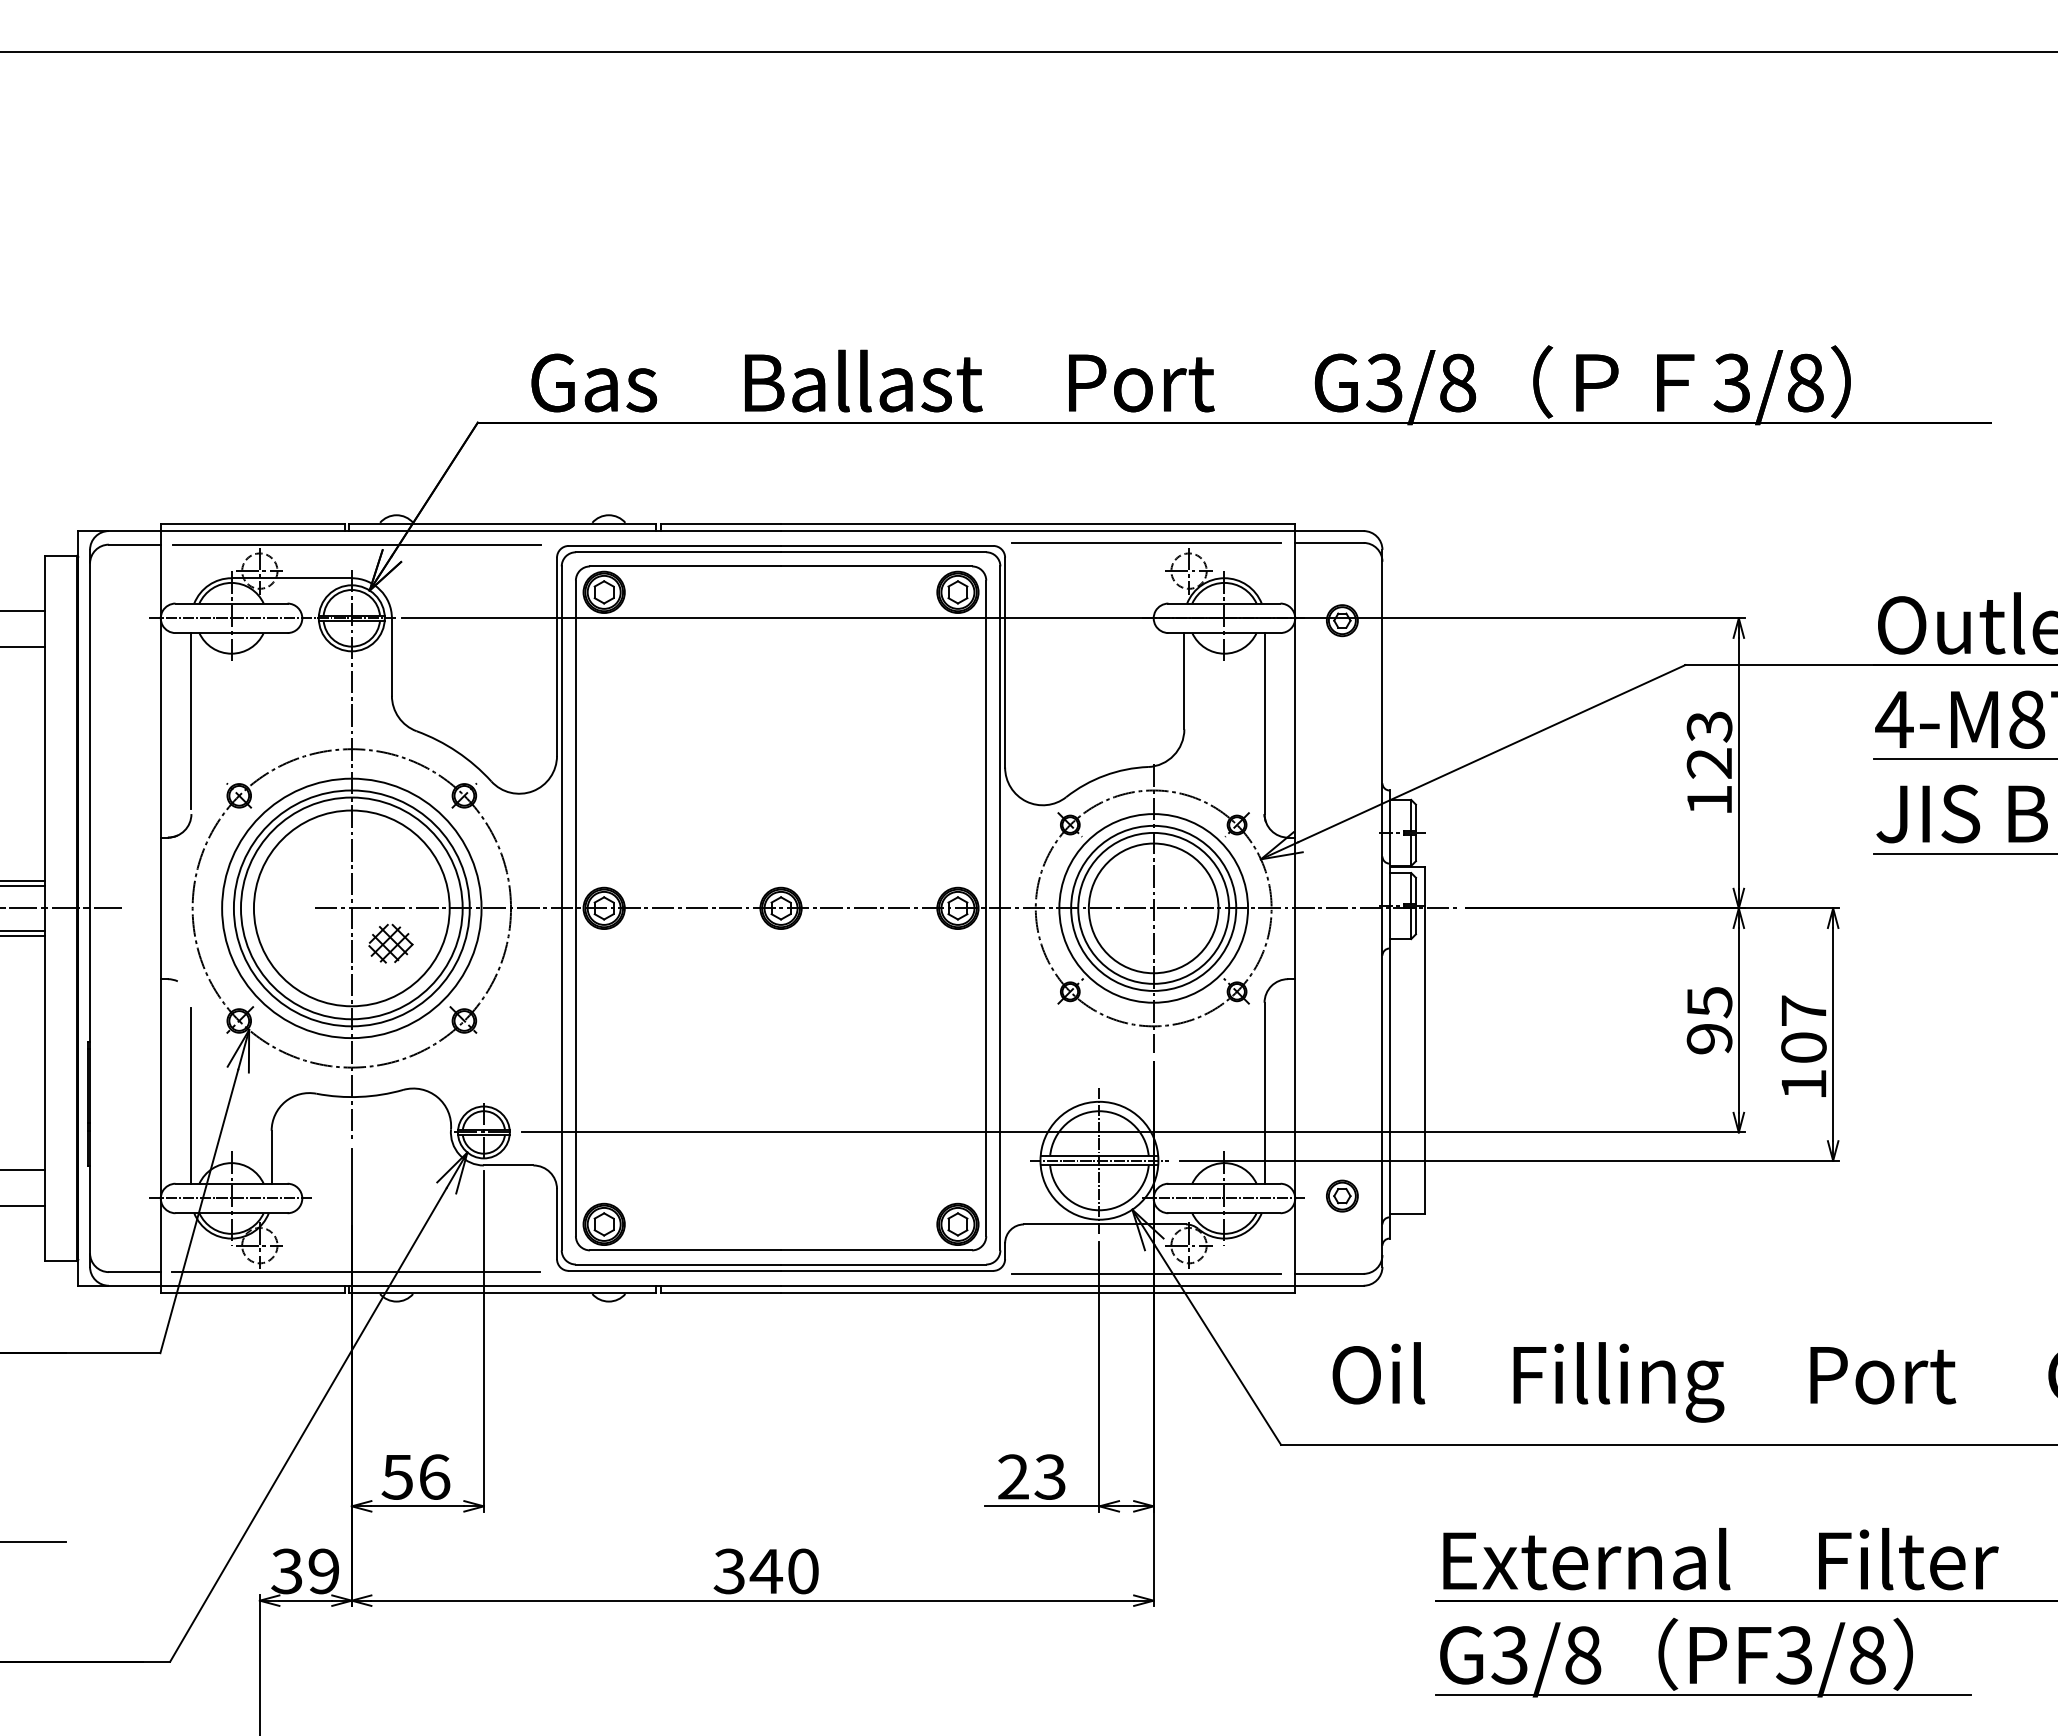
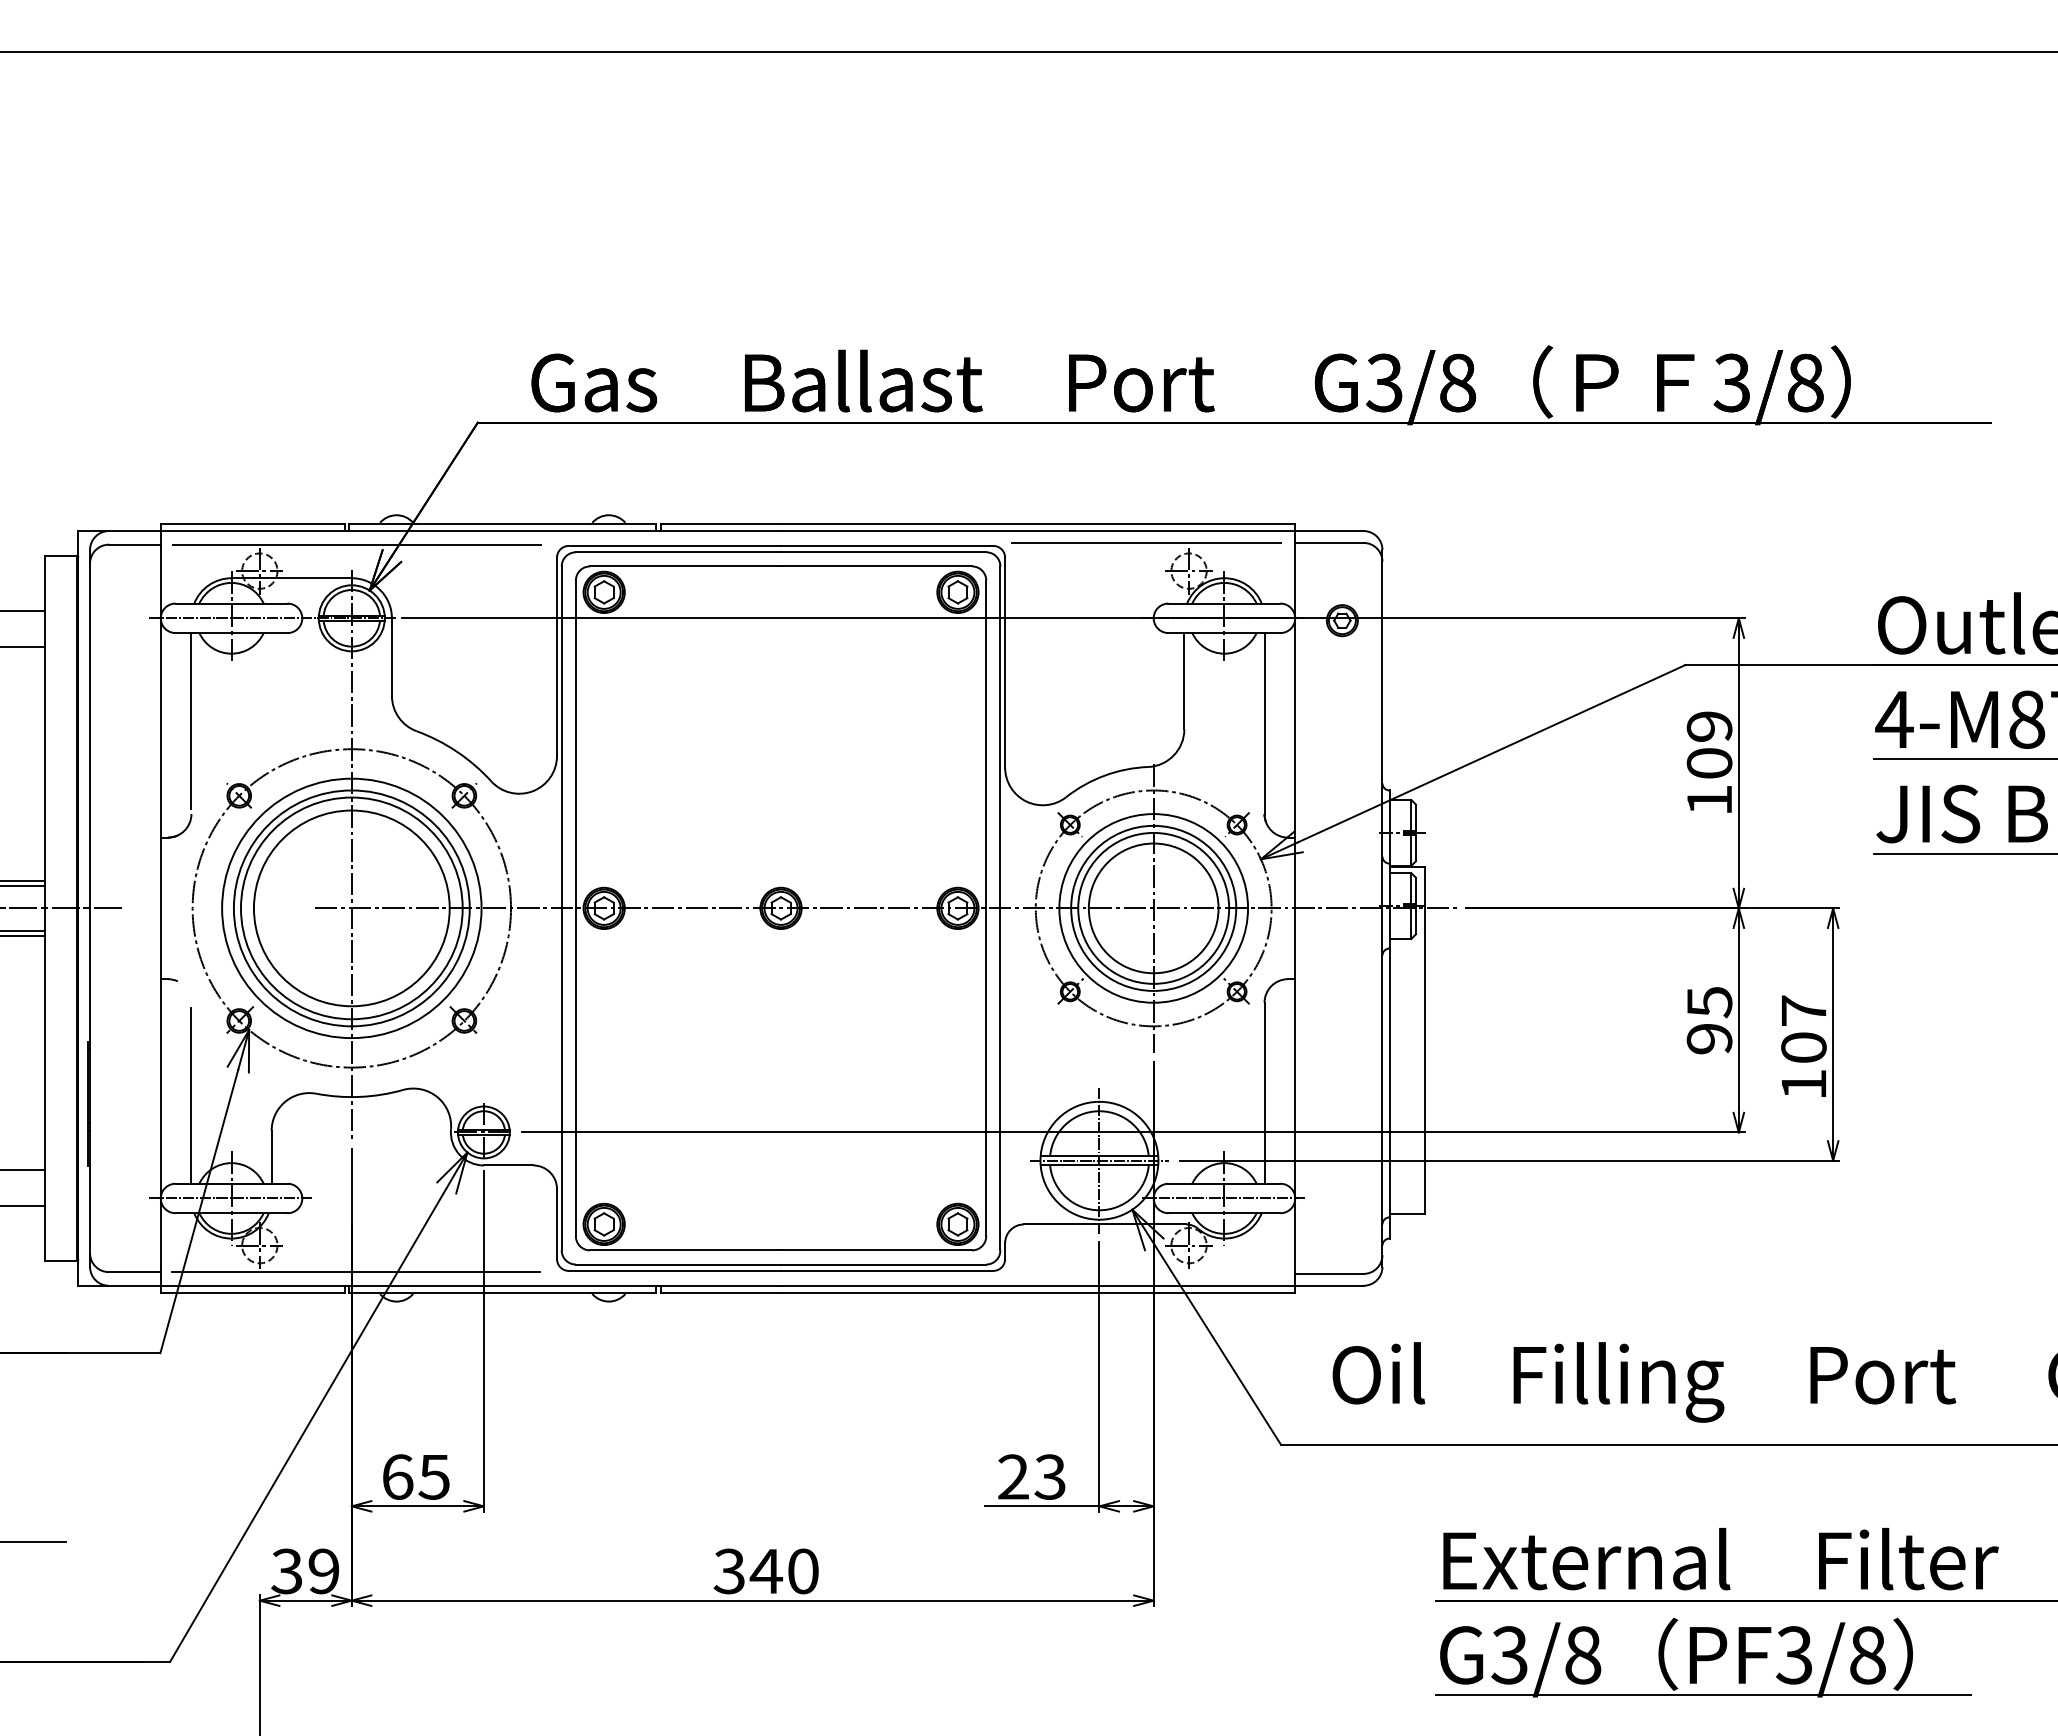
text: 123 -> 109 (1709, 744)
hatch: present -> none (390, 943)
part: present -> none (1342, 1195)
line: present -> none (1146, 1273)
text: 56 -> 65 (415, 1476)
